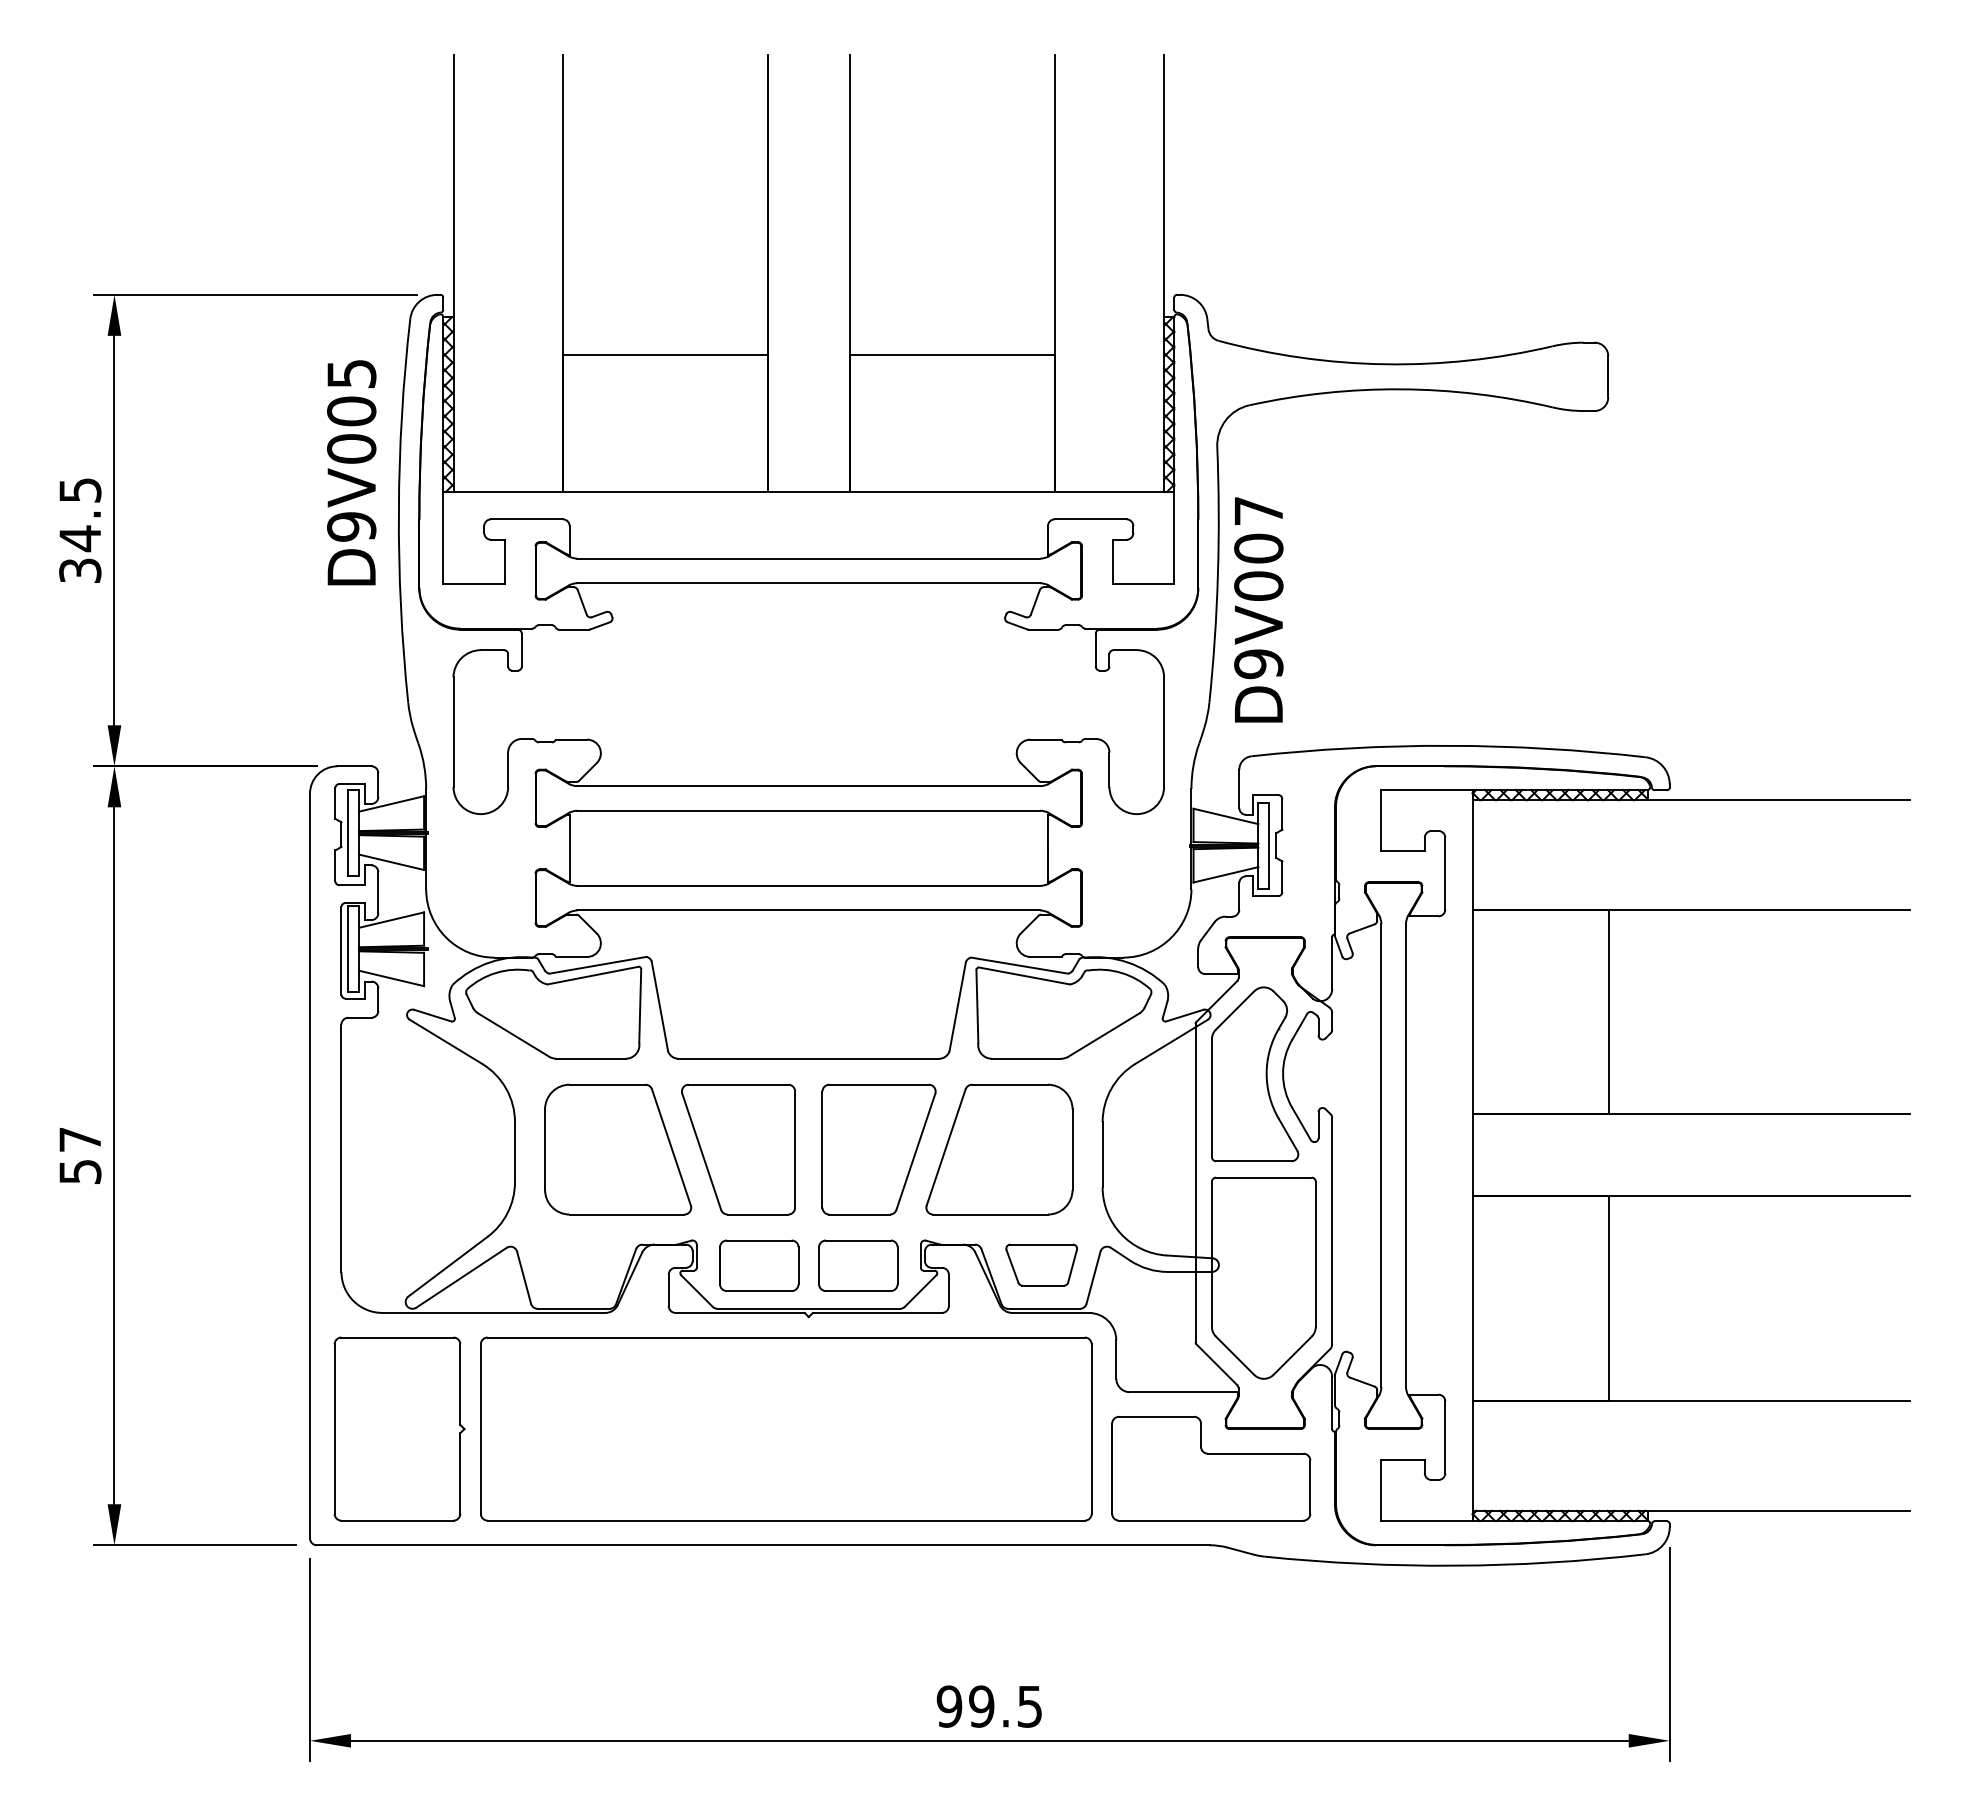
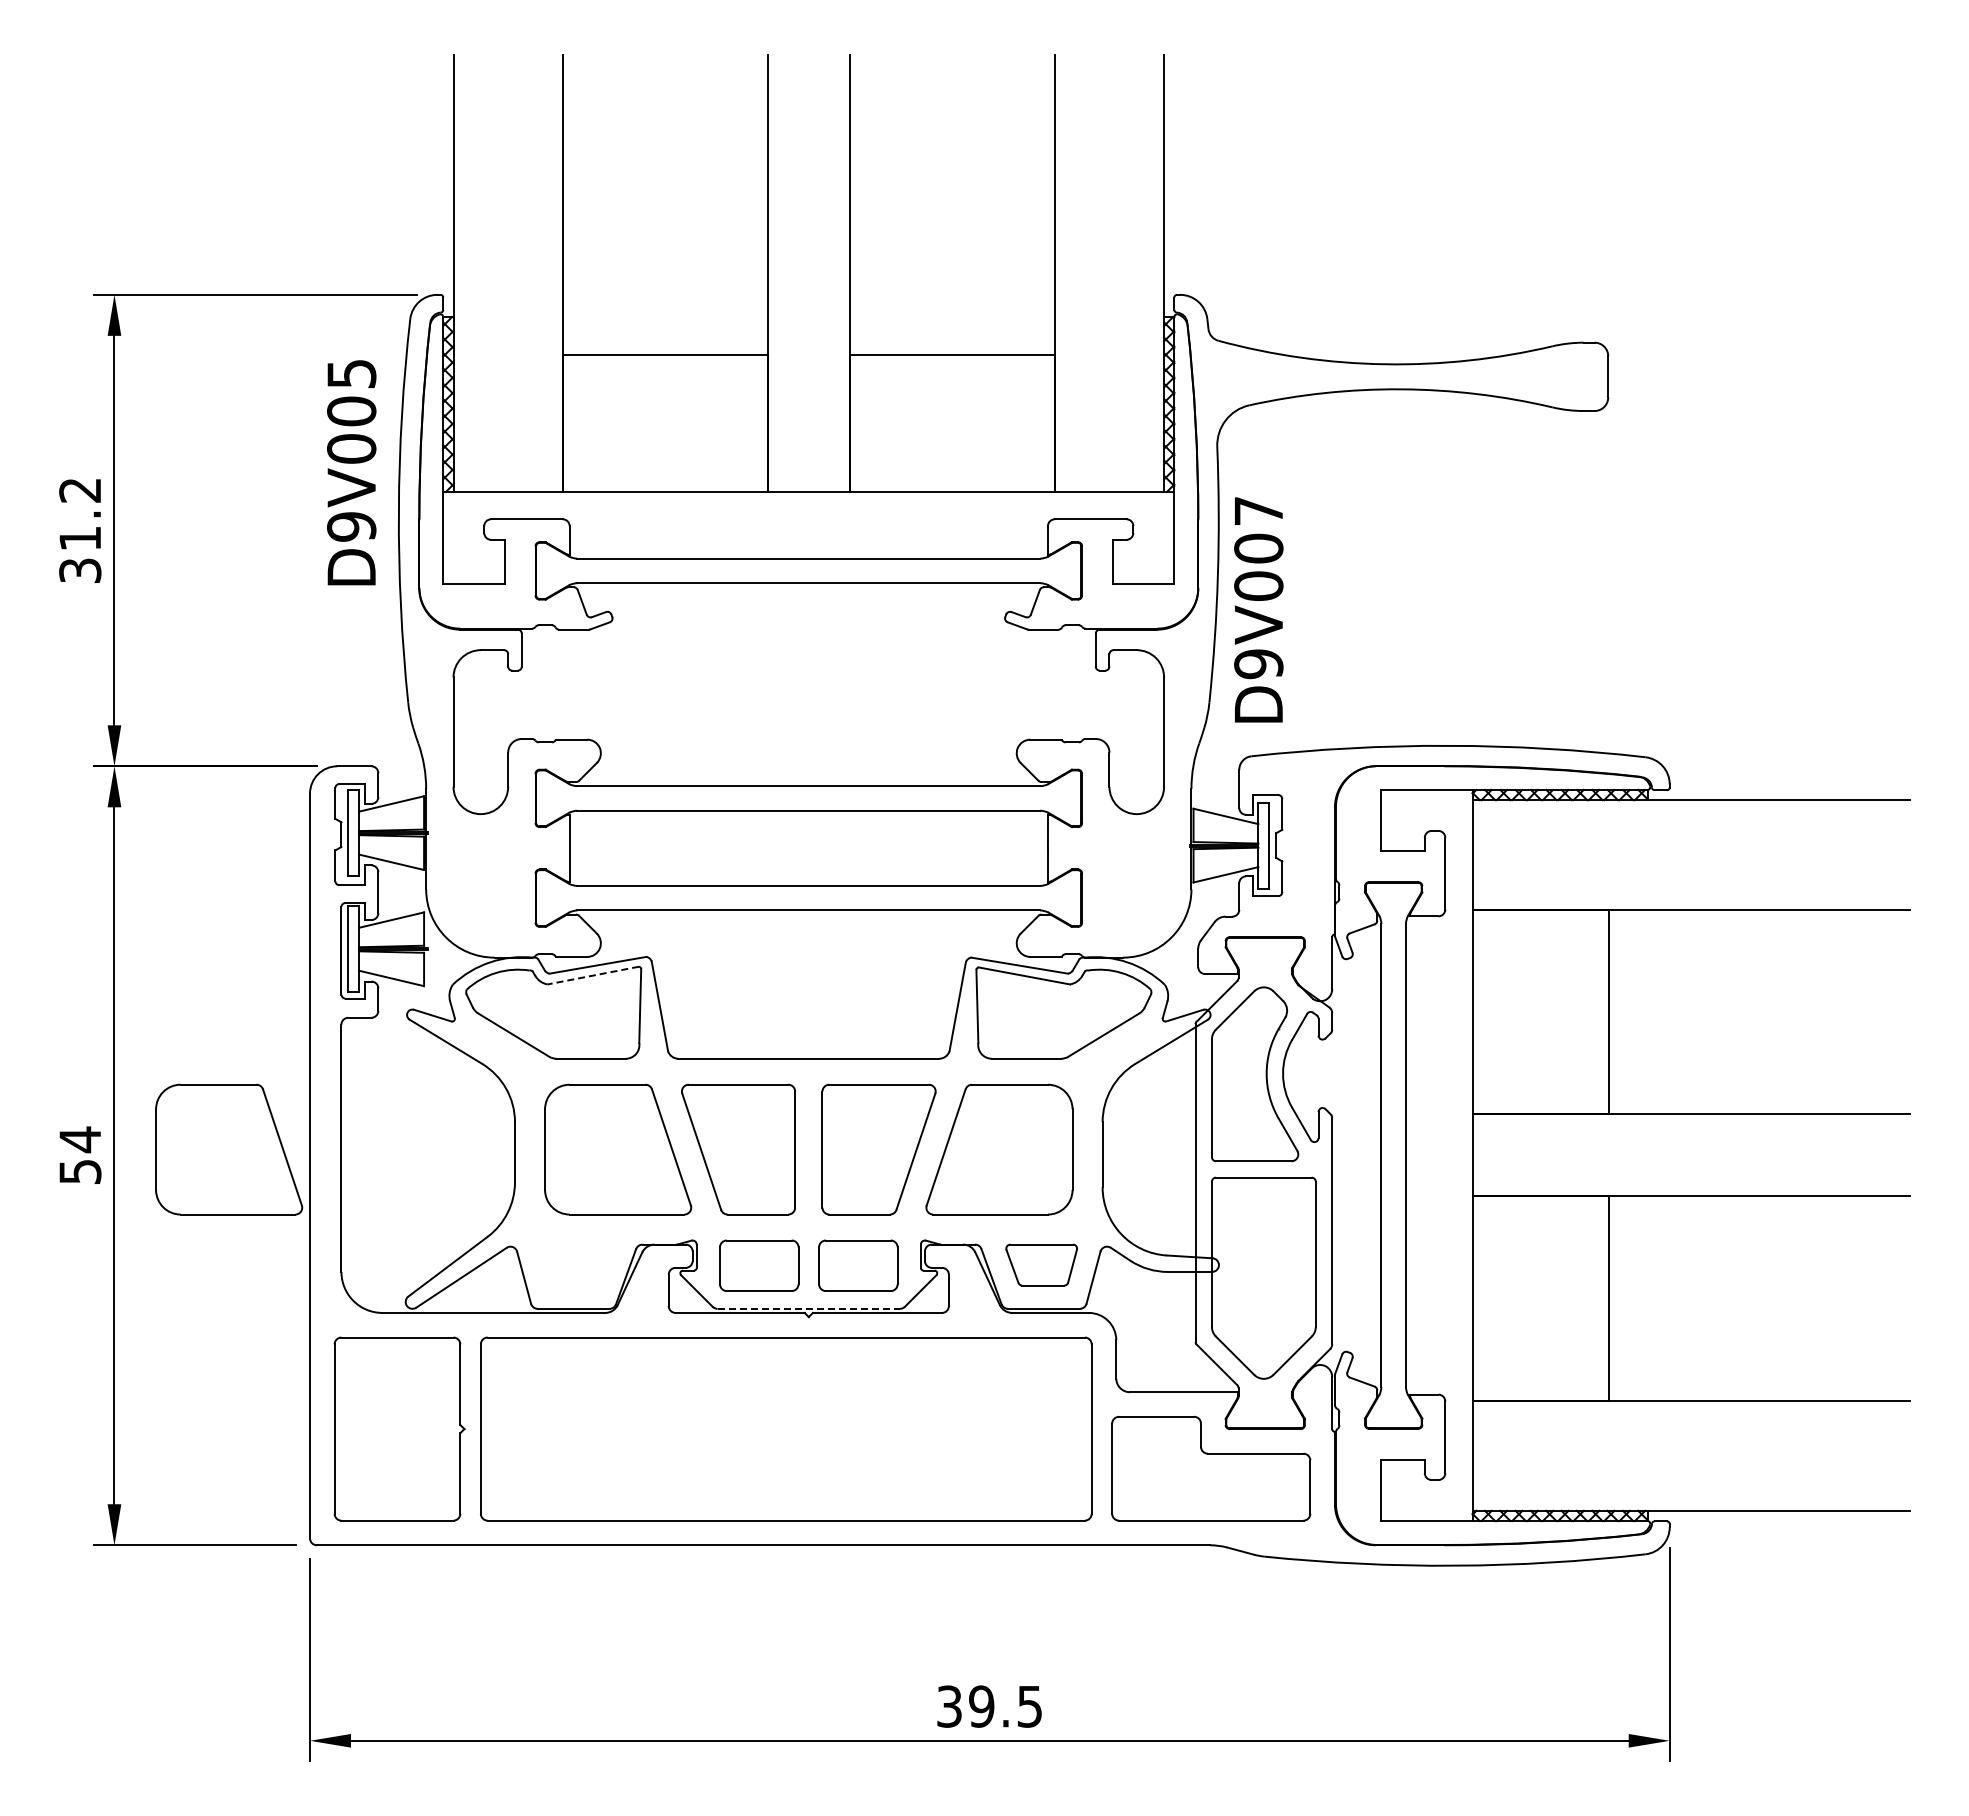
text: 34.5 -> 31.2 (80, 515)
line: solid -> dashed (593, 975)
text: 57 -> 54 (79, 1139)
part: none -> present (229, 1149)
line: solid -> dashed (809, 1308)
text: 99.5 -> 39.5 (949, 1706)
